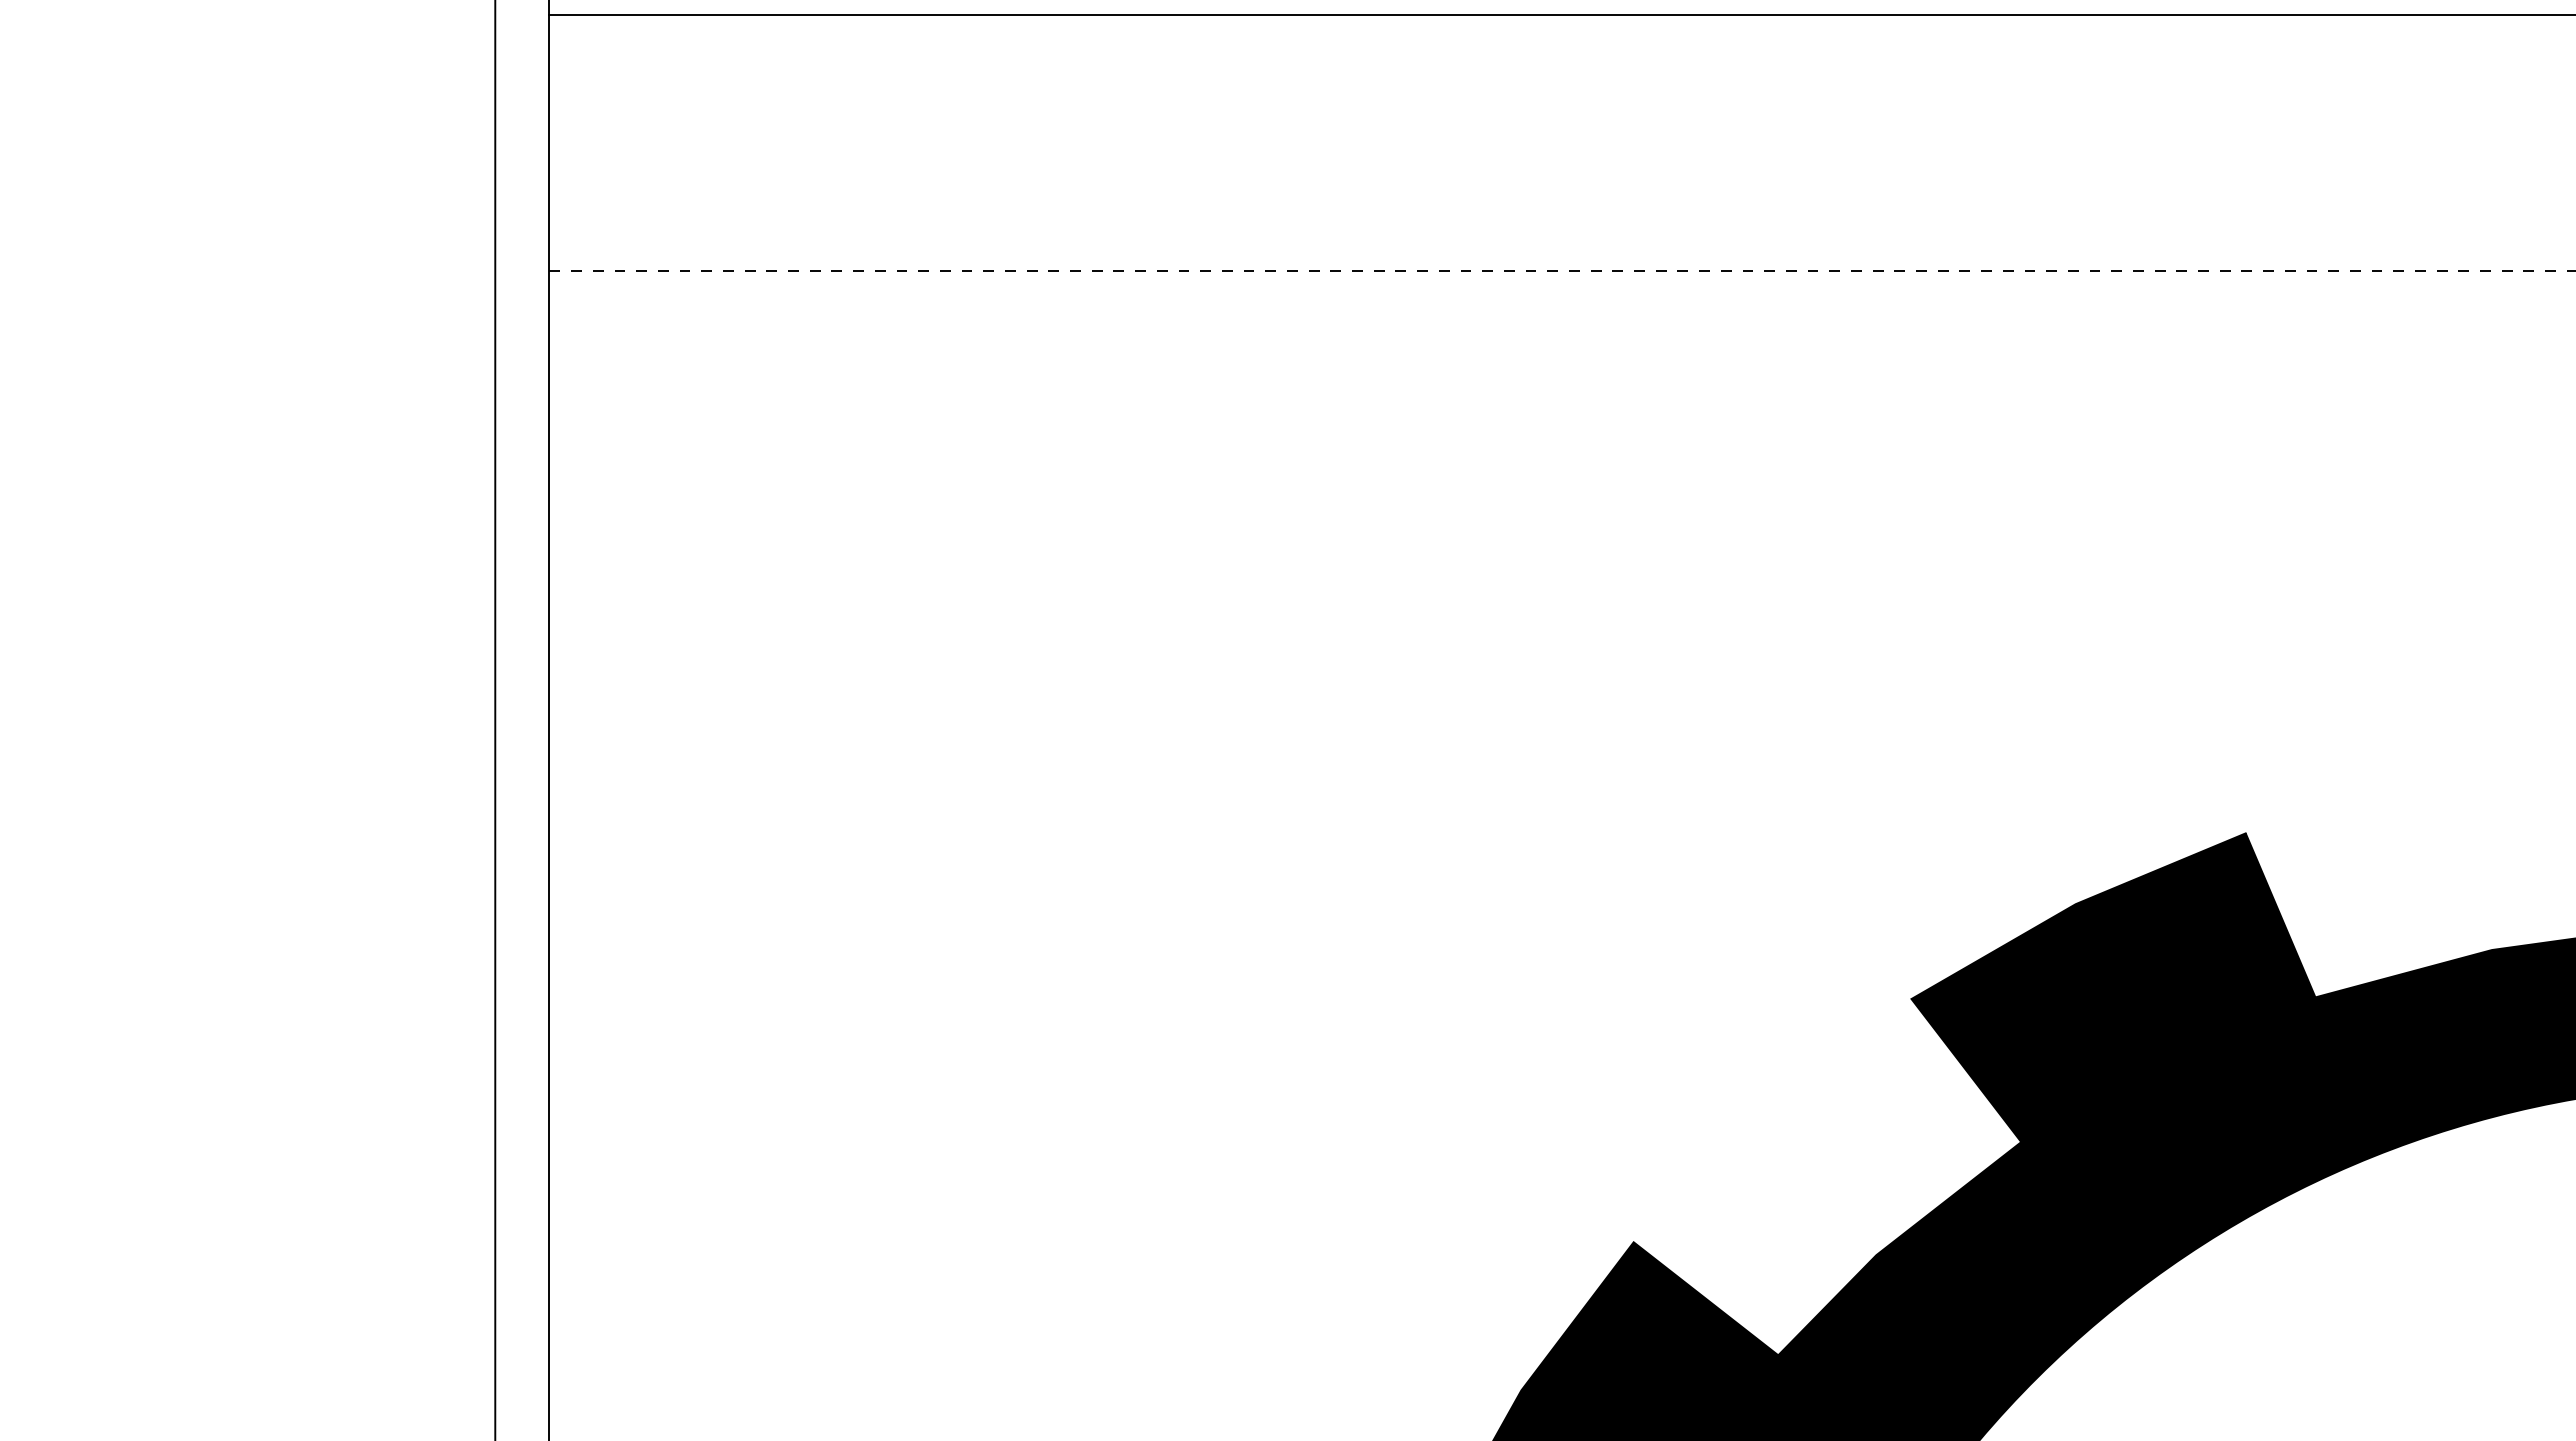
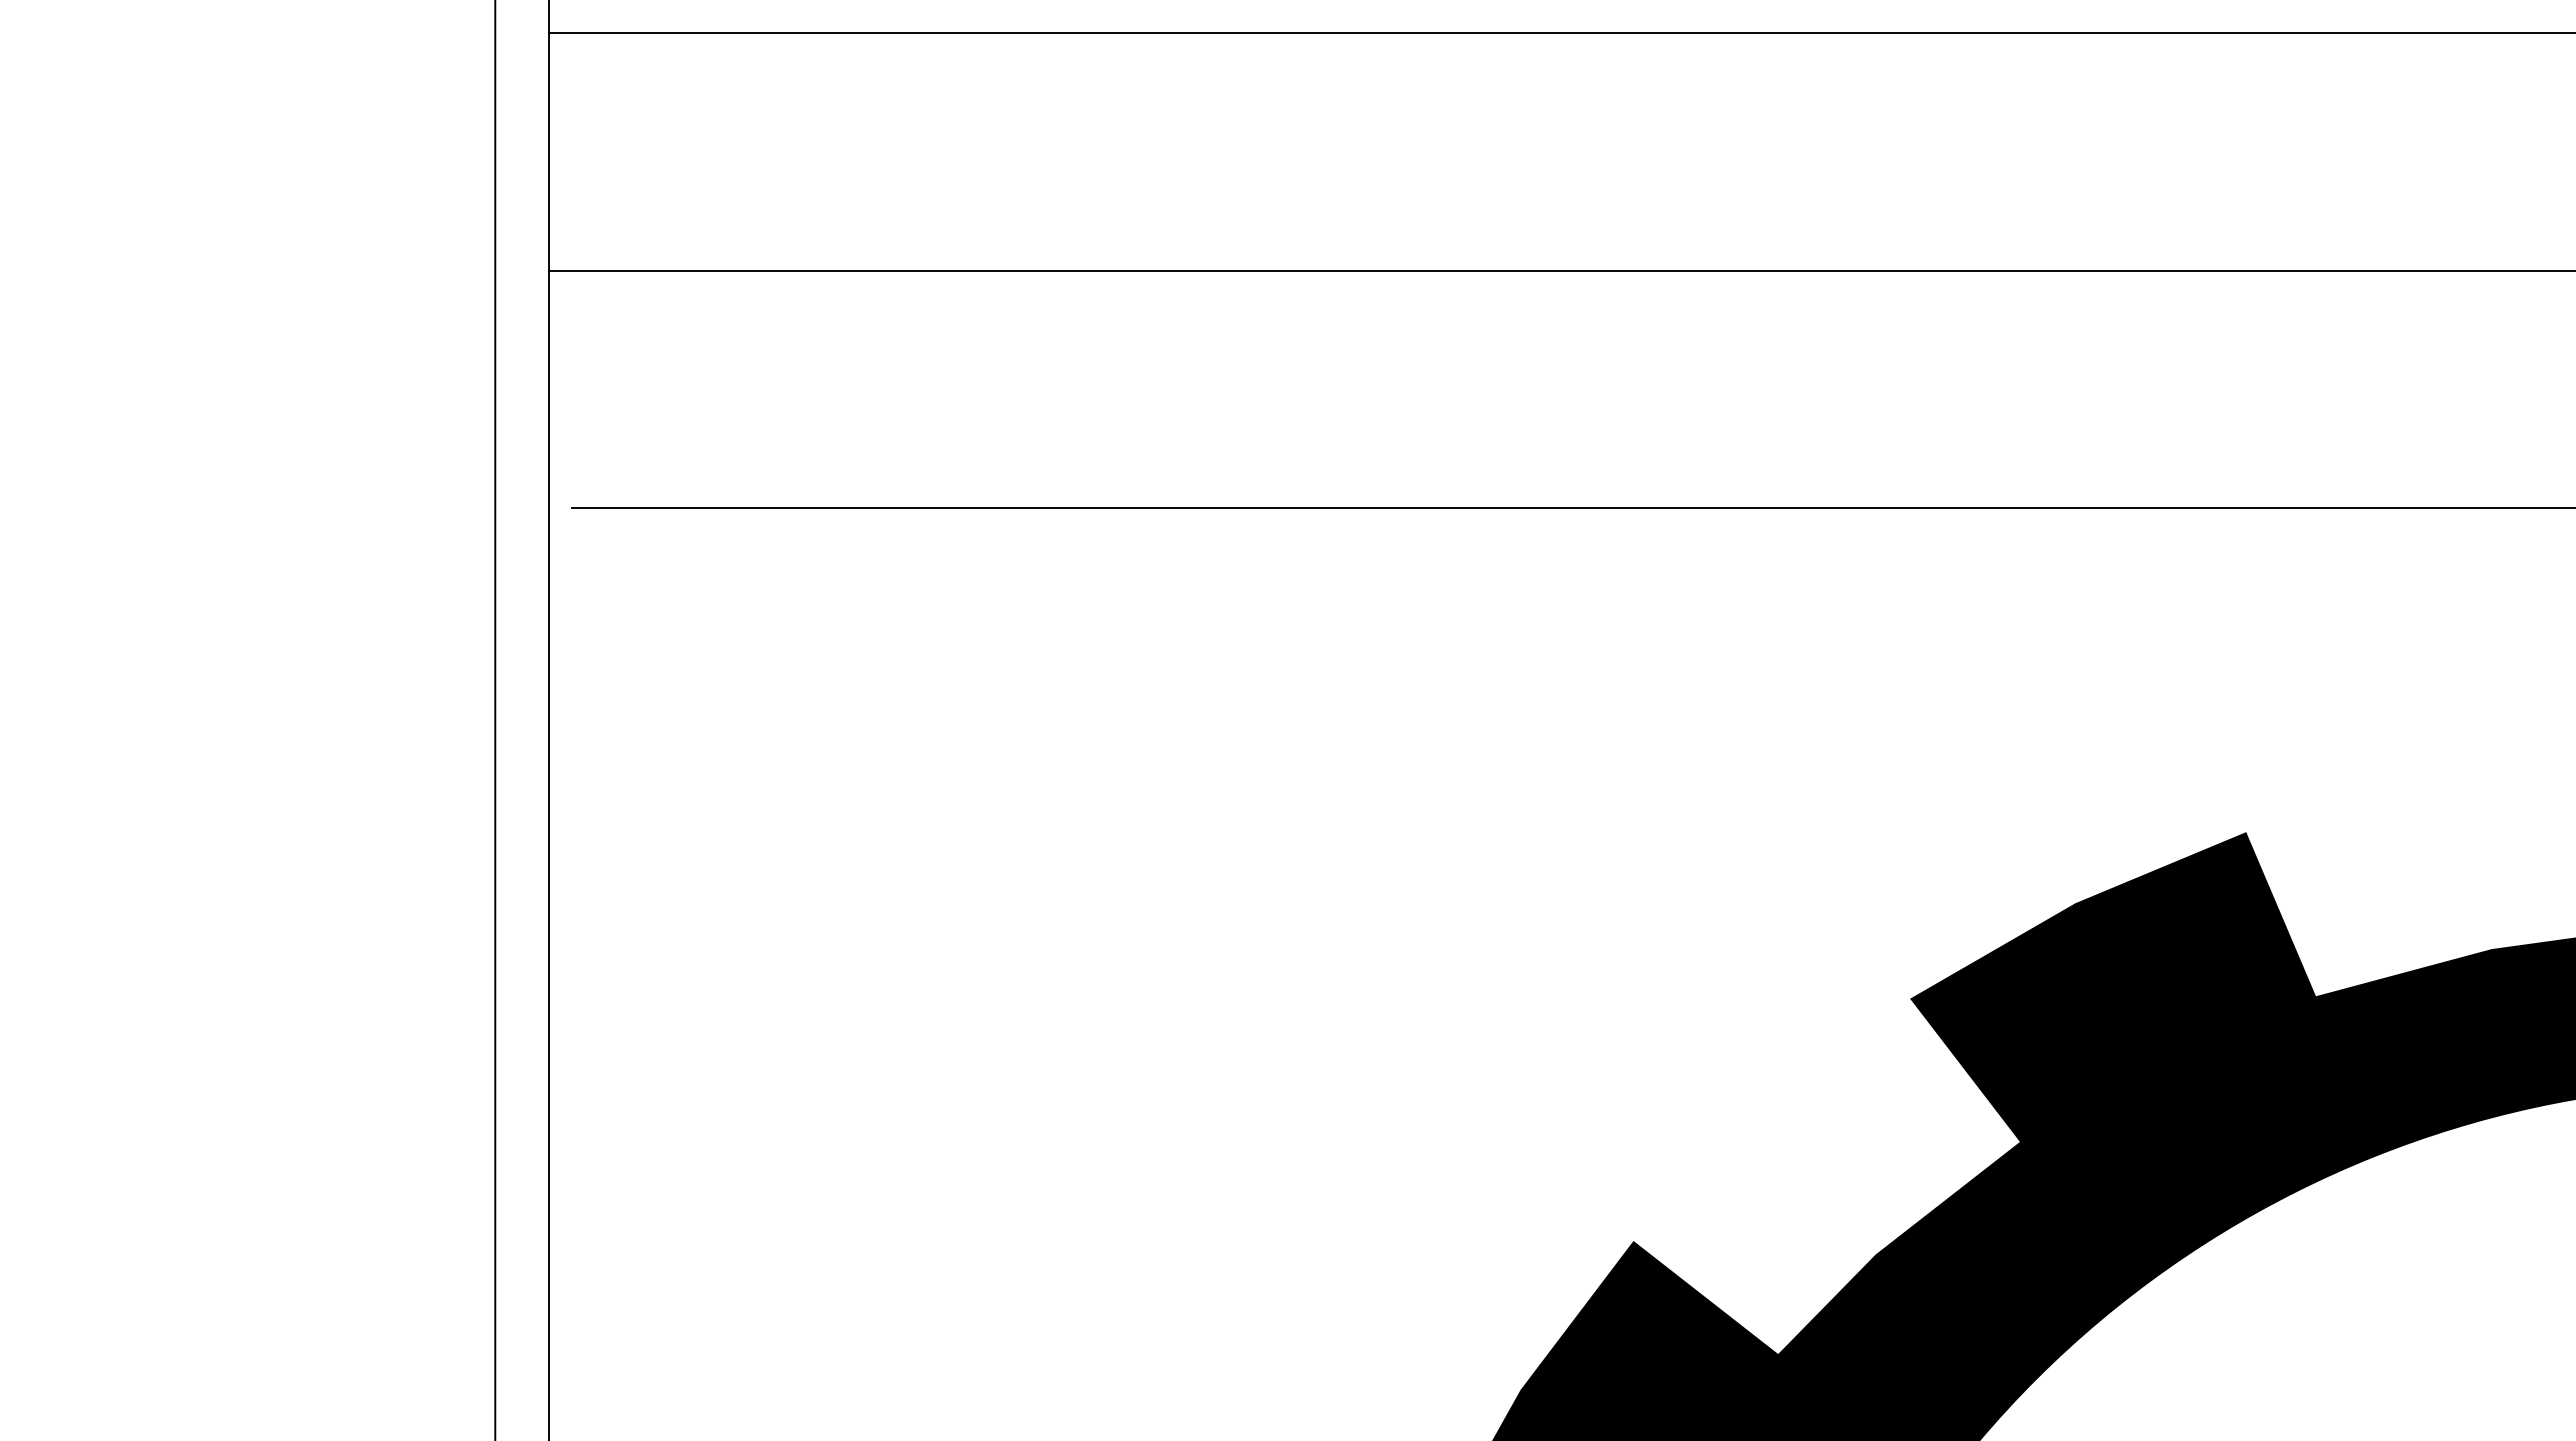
line position: (1560, 14) -> (1560, 32) (1560, 32)
line: dashed -> solid (1563, 270)
line: none -> present (1571, 508)
